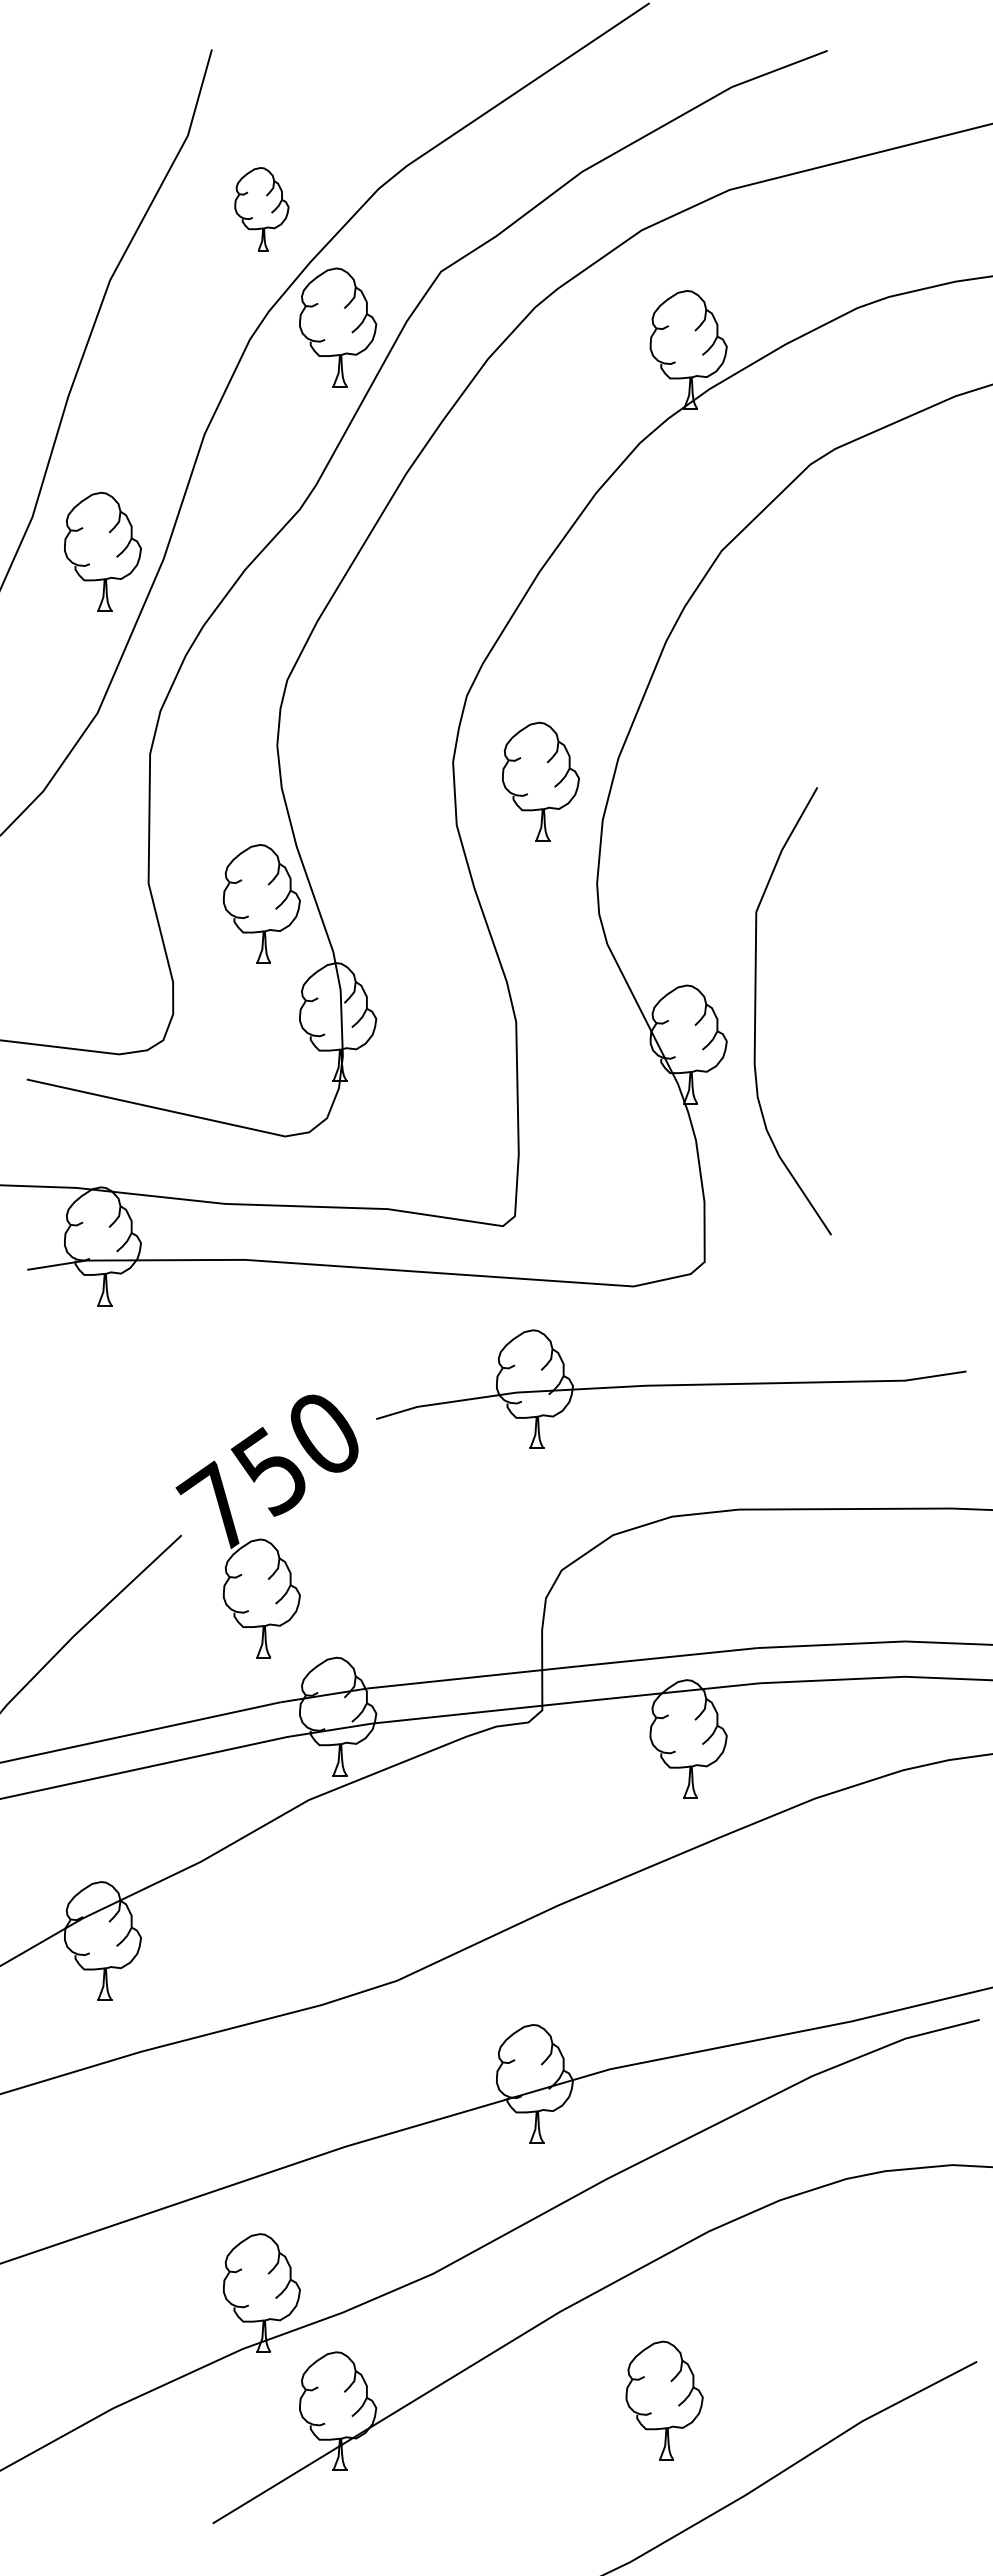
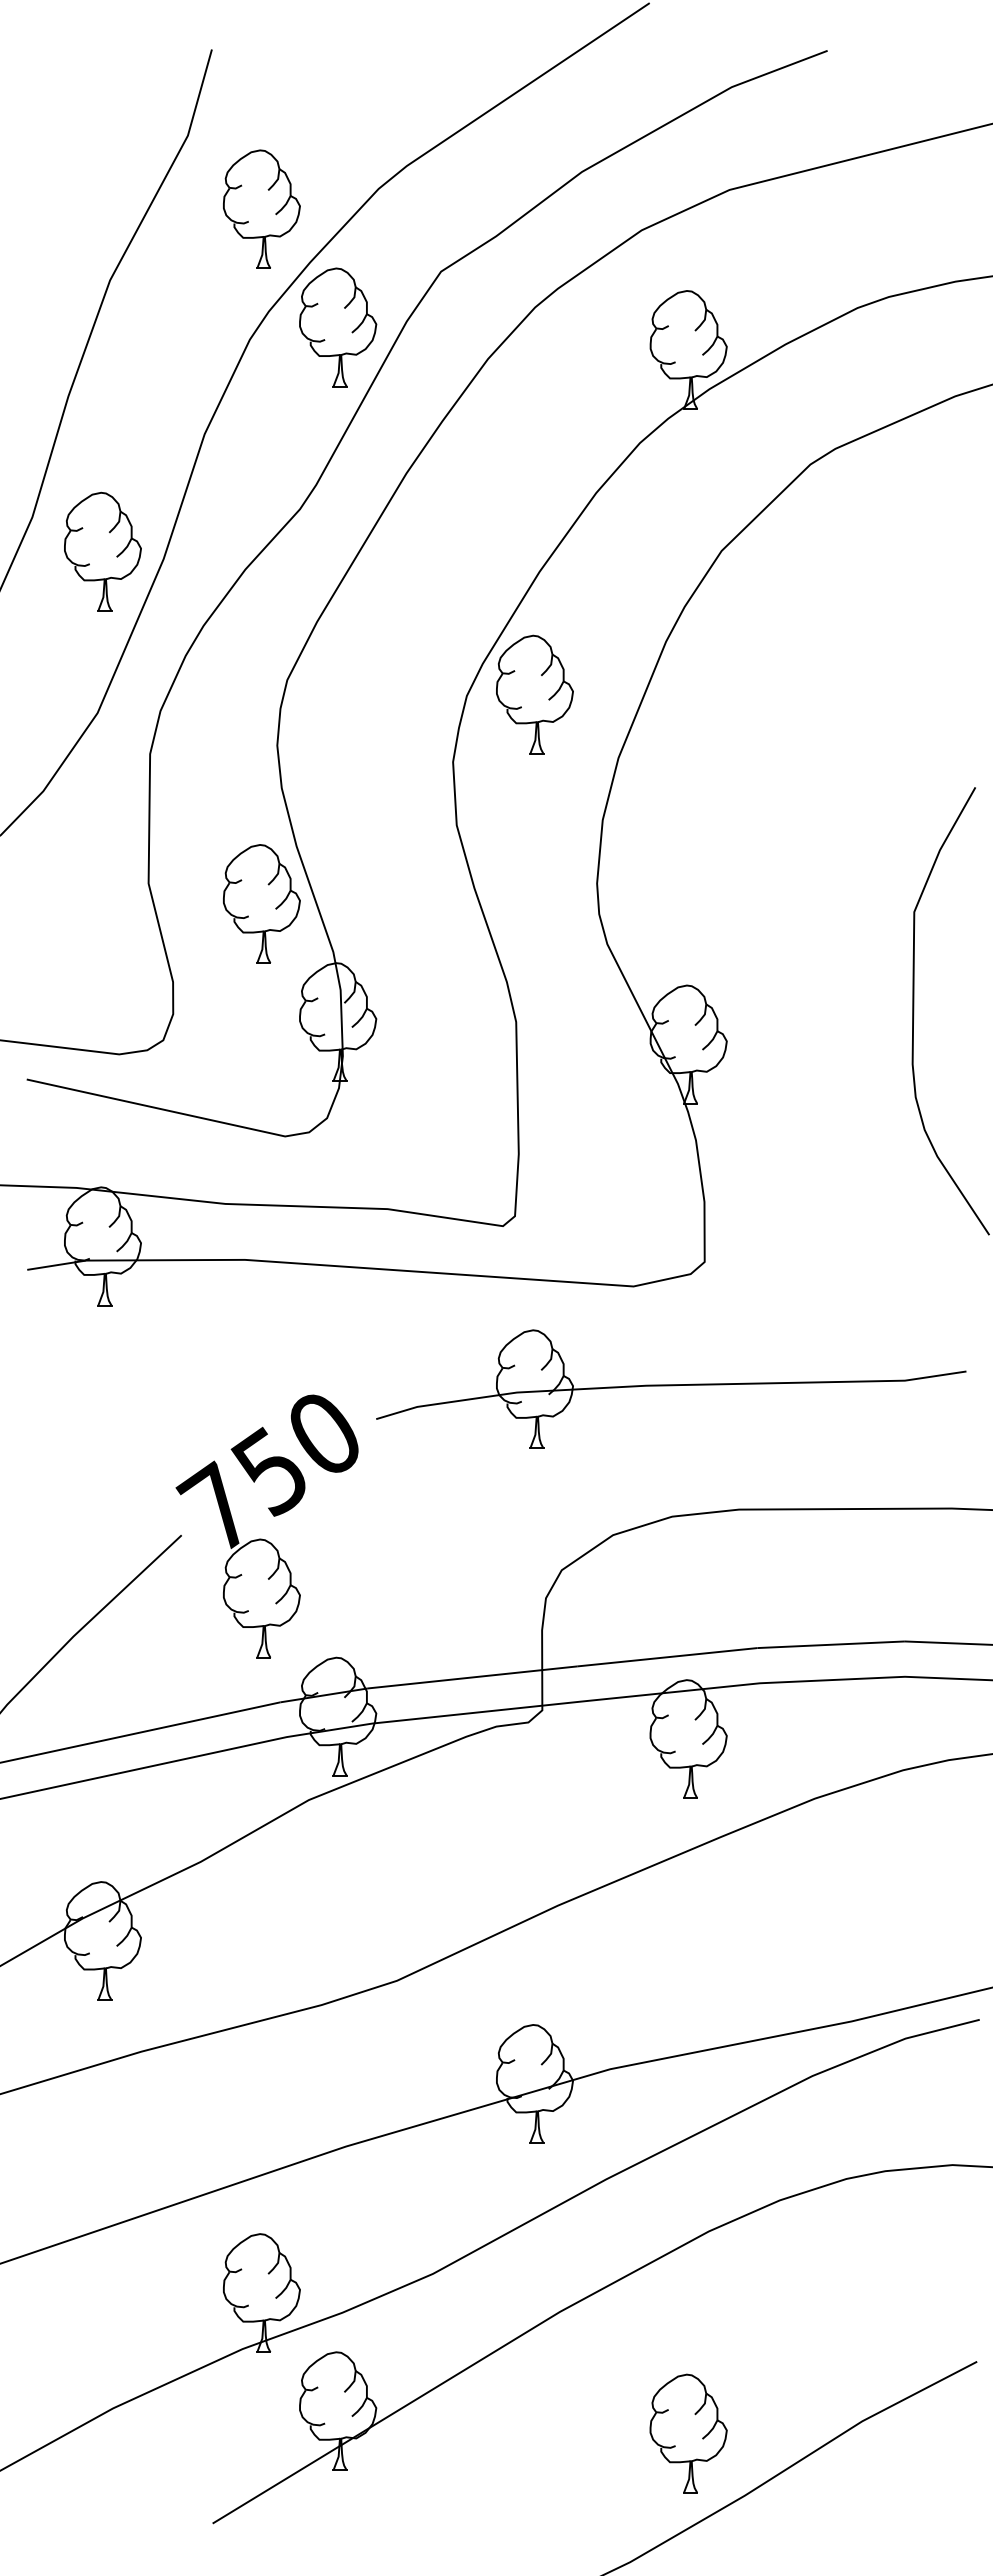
part size: 56x85 px -> 78x120 px (261, 208)
part position: (540, 781) -> (534, 694) (534, 694)
curve position: (756, 1011) -> (914, 1011) (914, 1011)
part position: (664, 2400) -> (688, 2433) (688, 2433)
